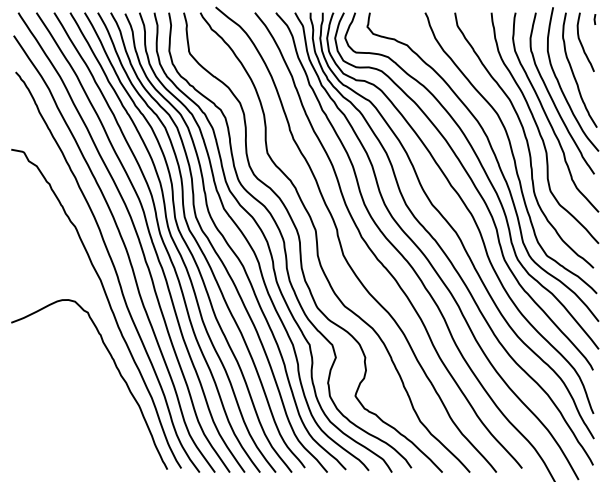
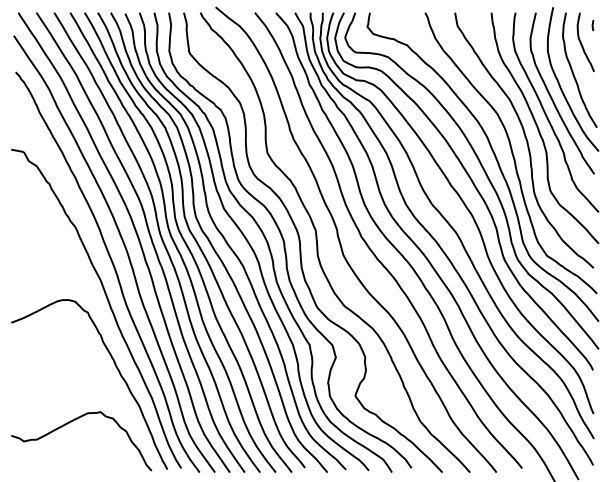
line position: (594, 19) -> (592, 25) (592, 25)
curve: none -> present (71, 422)
